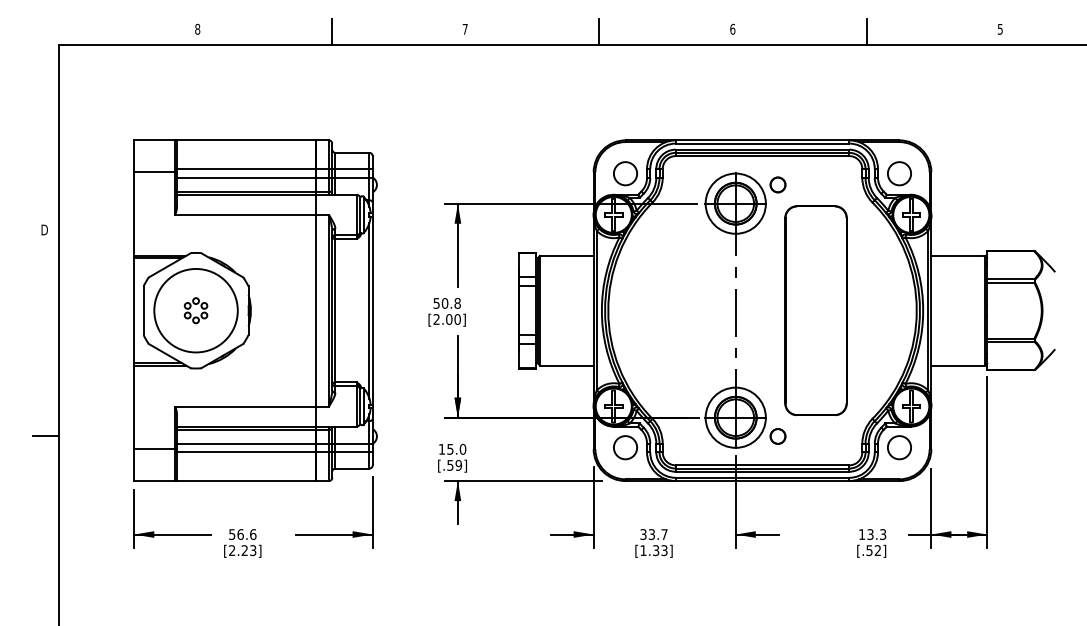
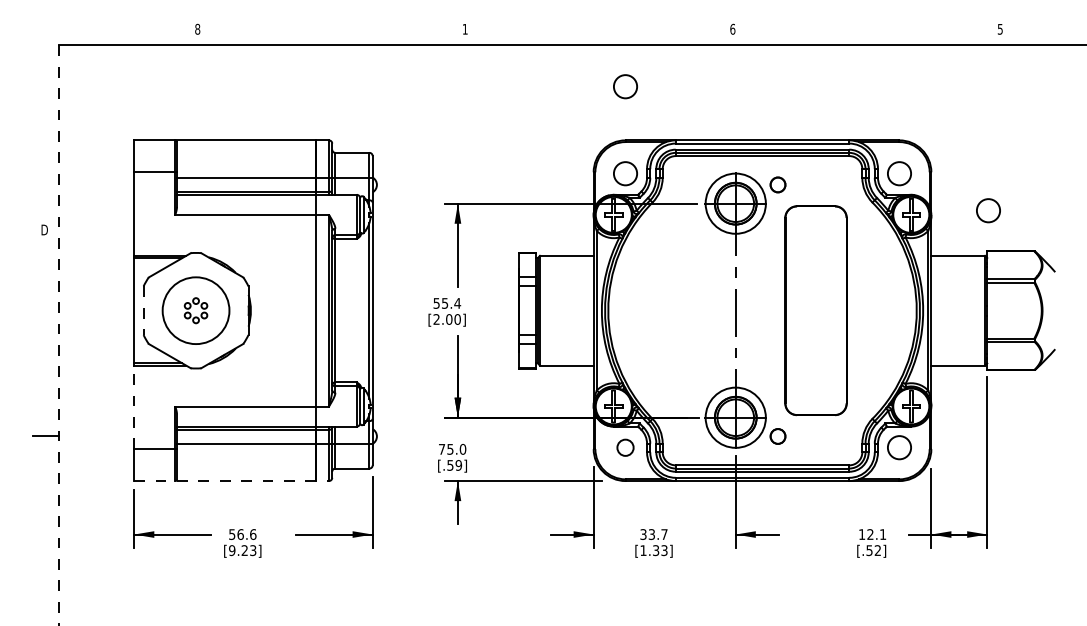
text: 7 -> 1 (464, 29)
line: present -> none (331, 31)
line: present -> none (599, 31)
line: present -> none (866, 31)
circle: none -> present (625, 86)
line: present -> none (274, 169)
circle: none -> present (988, 210)
text: 50.8 -> 55.4 (451, 303)
circle diameter: 83 px -> 67 px (195, 310)
line: solid -> dashed (143, 311)
line: solid -> dashed (59, 335)
line: solid -> dashed (134, 407)
circle size: 25x26 px -> 19x19 px (625, 447)
text: 15.0 -> 75.0 (442, 449)
line: present -> none (274, 452)
line: solid -> dashed (232, 481)
text: 13.3 -> 12.1 (876, 534)
text: [2.23] -> [9.23] (232, 550)
